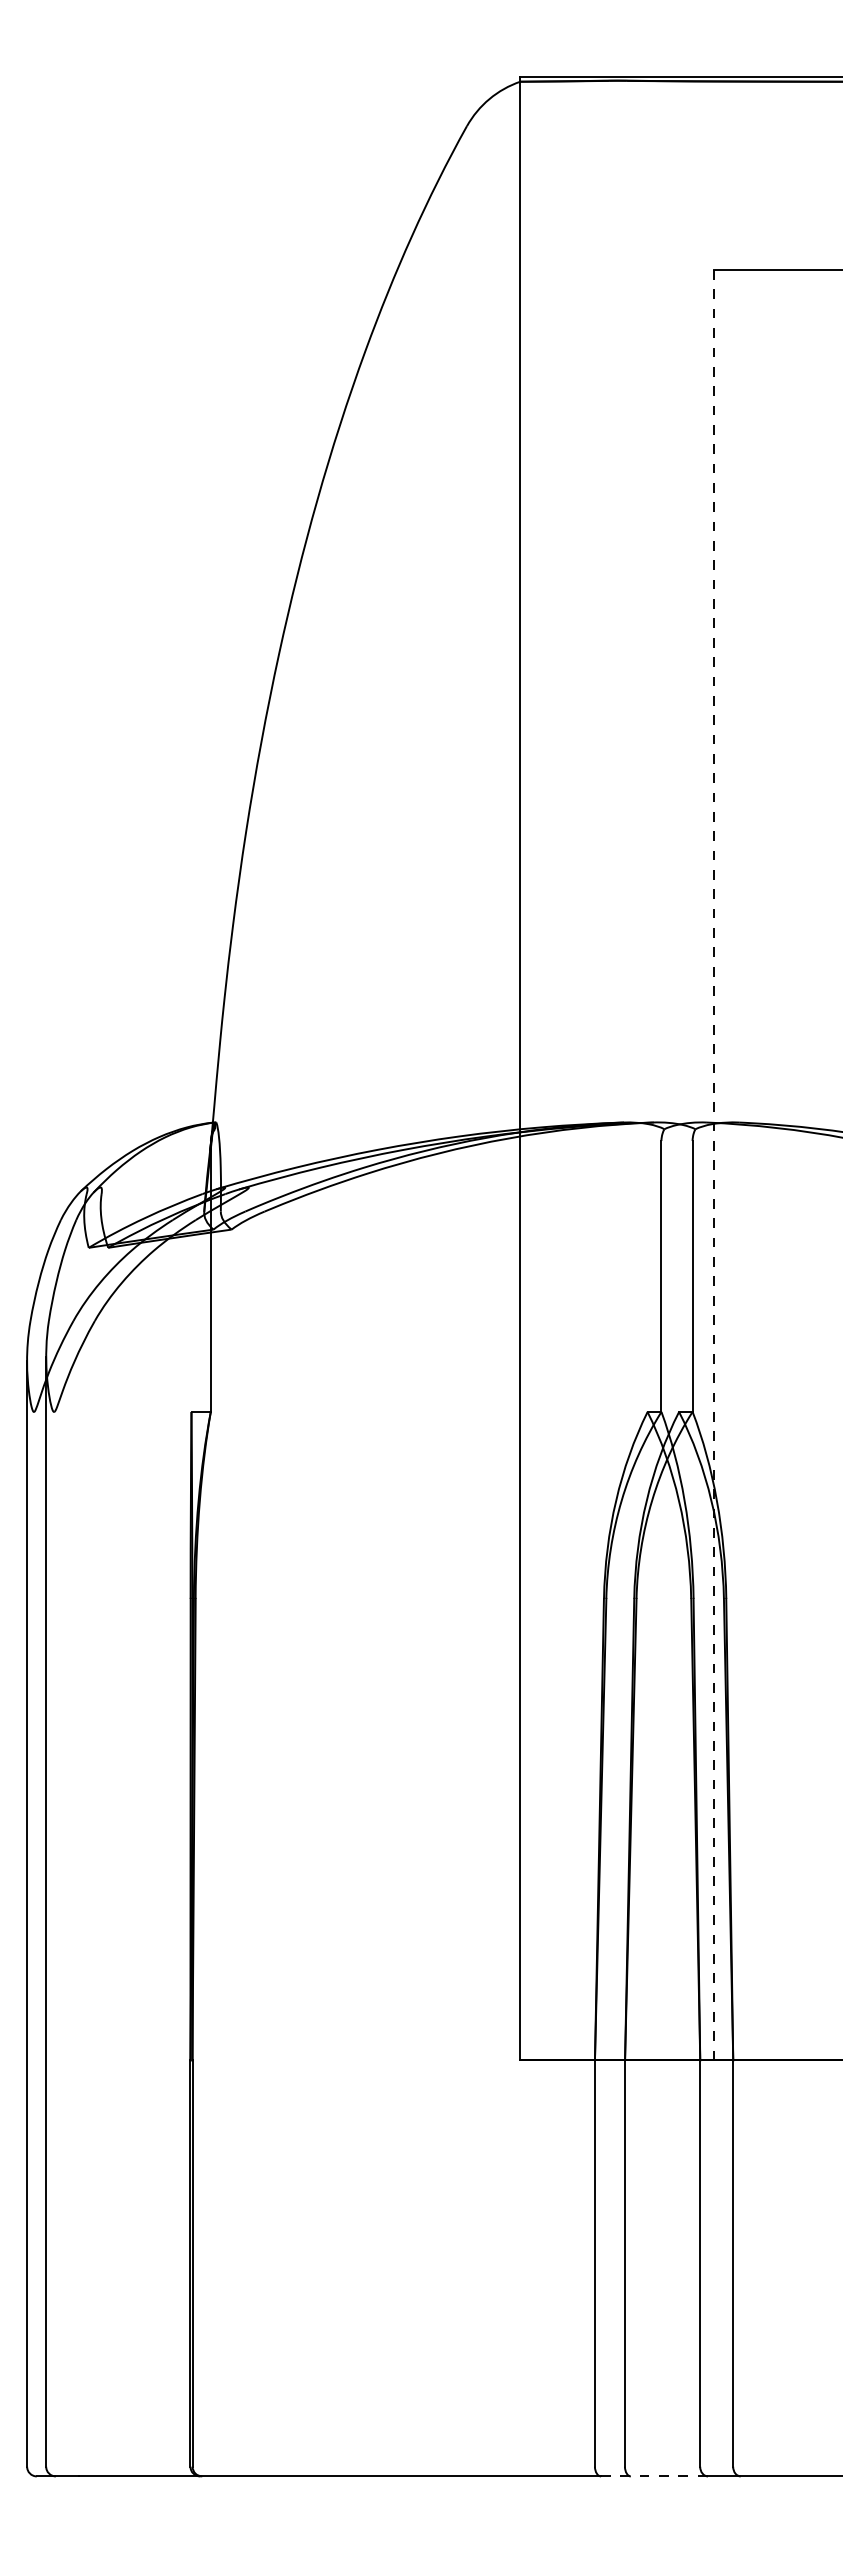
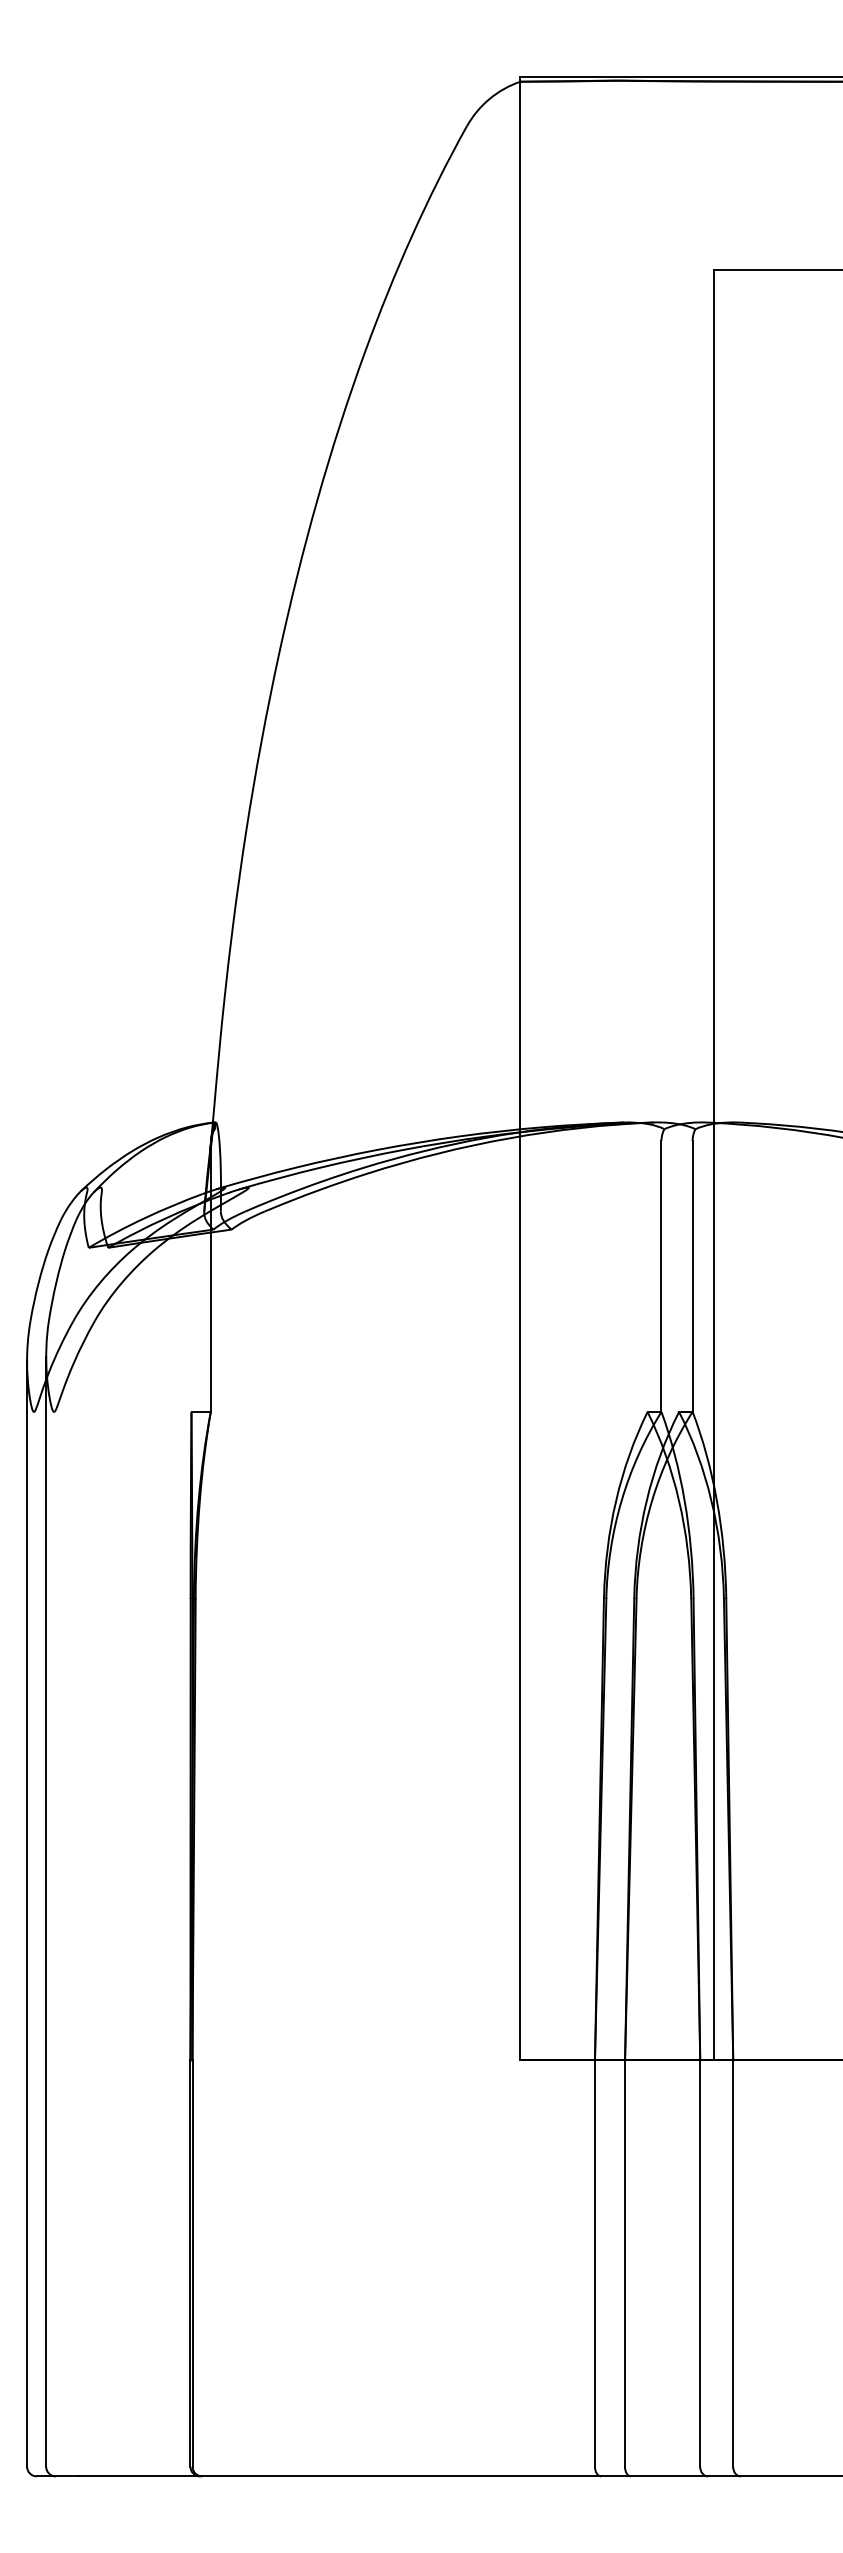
line: dashed -> solid (713, 1164)
line: dashed -> solid (655, 2476)
